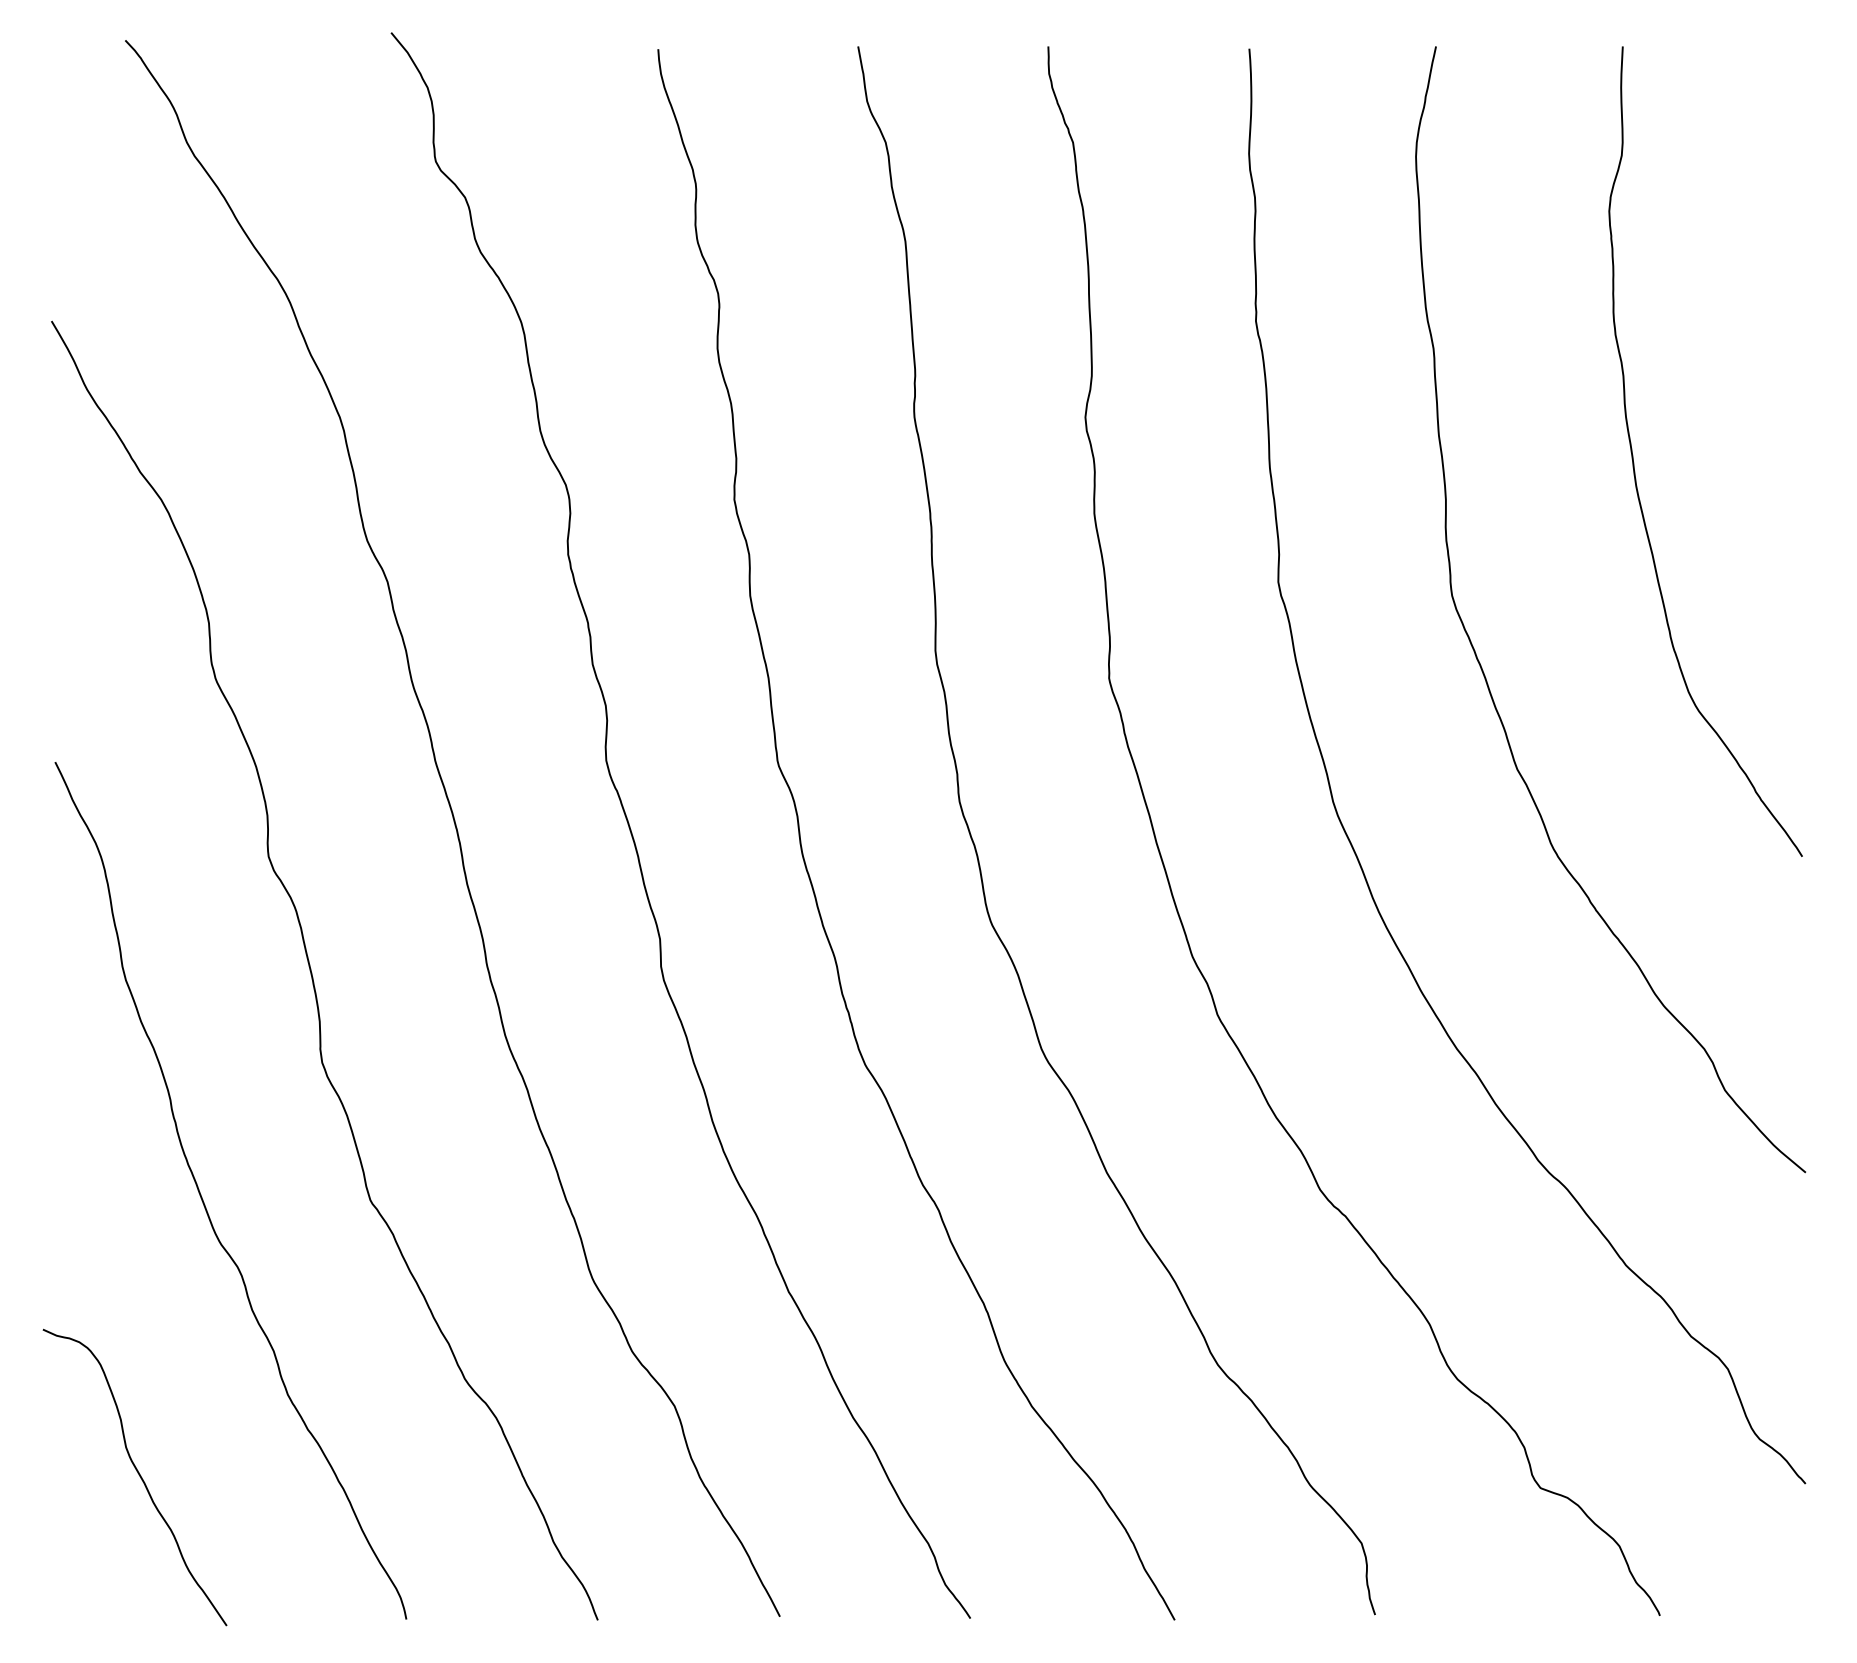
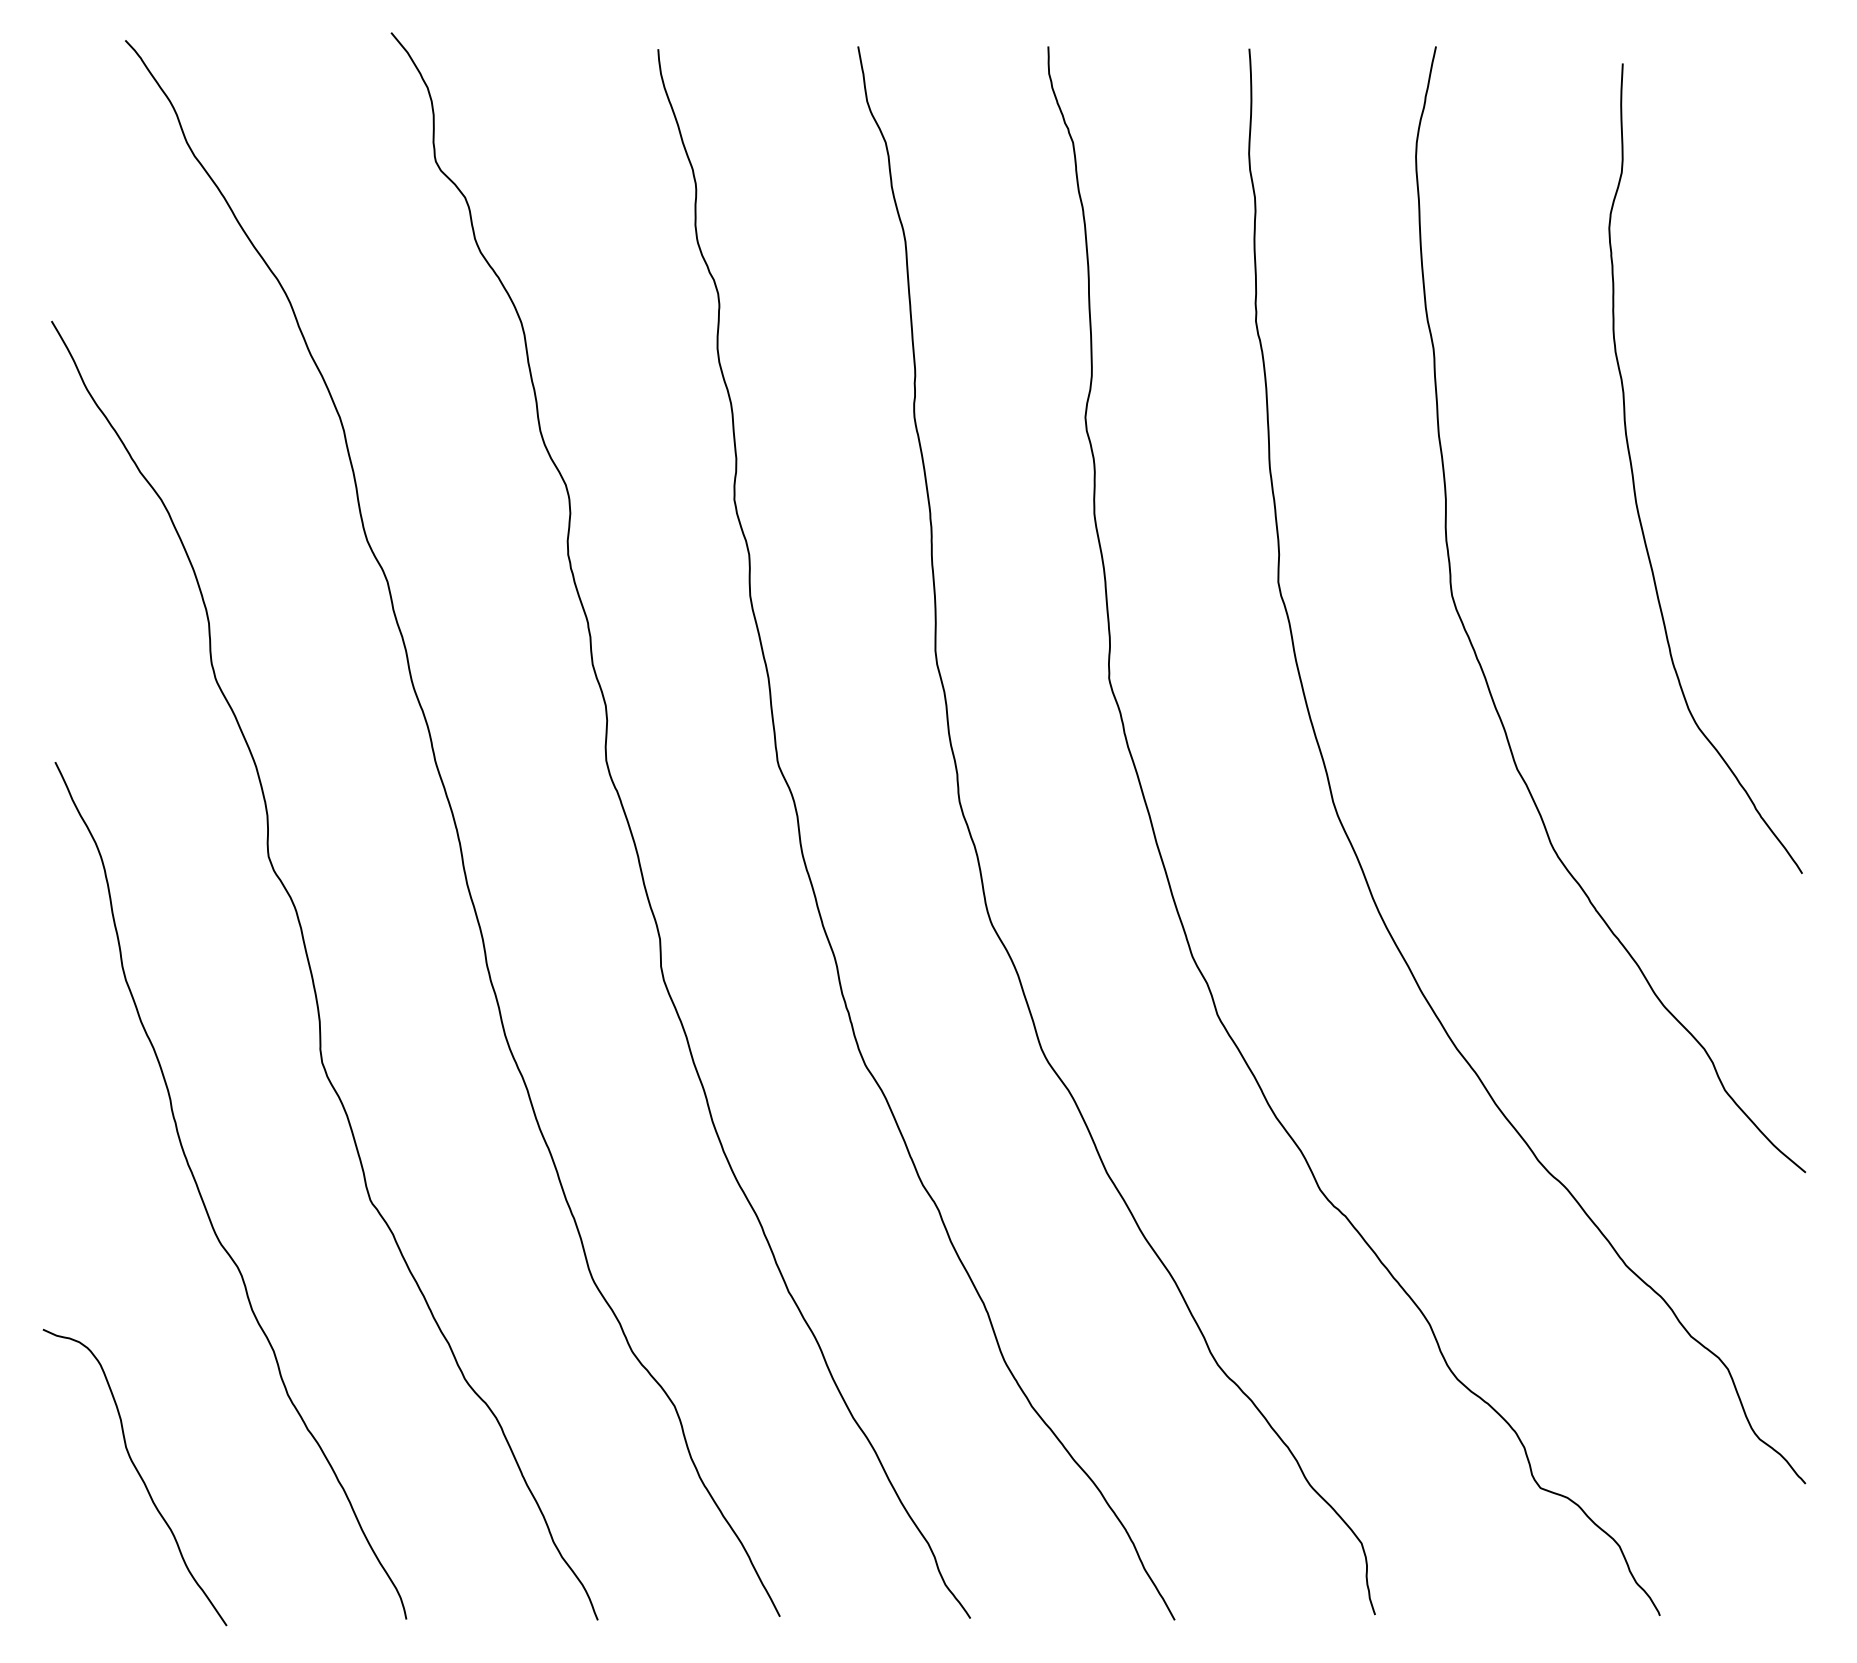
curve position: (1634, 462) -> (1634, 479) (1634, 479)
